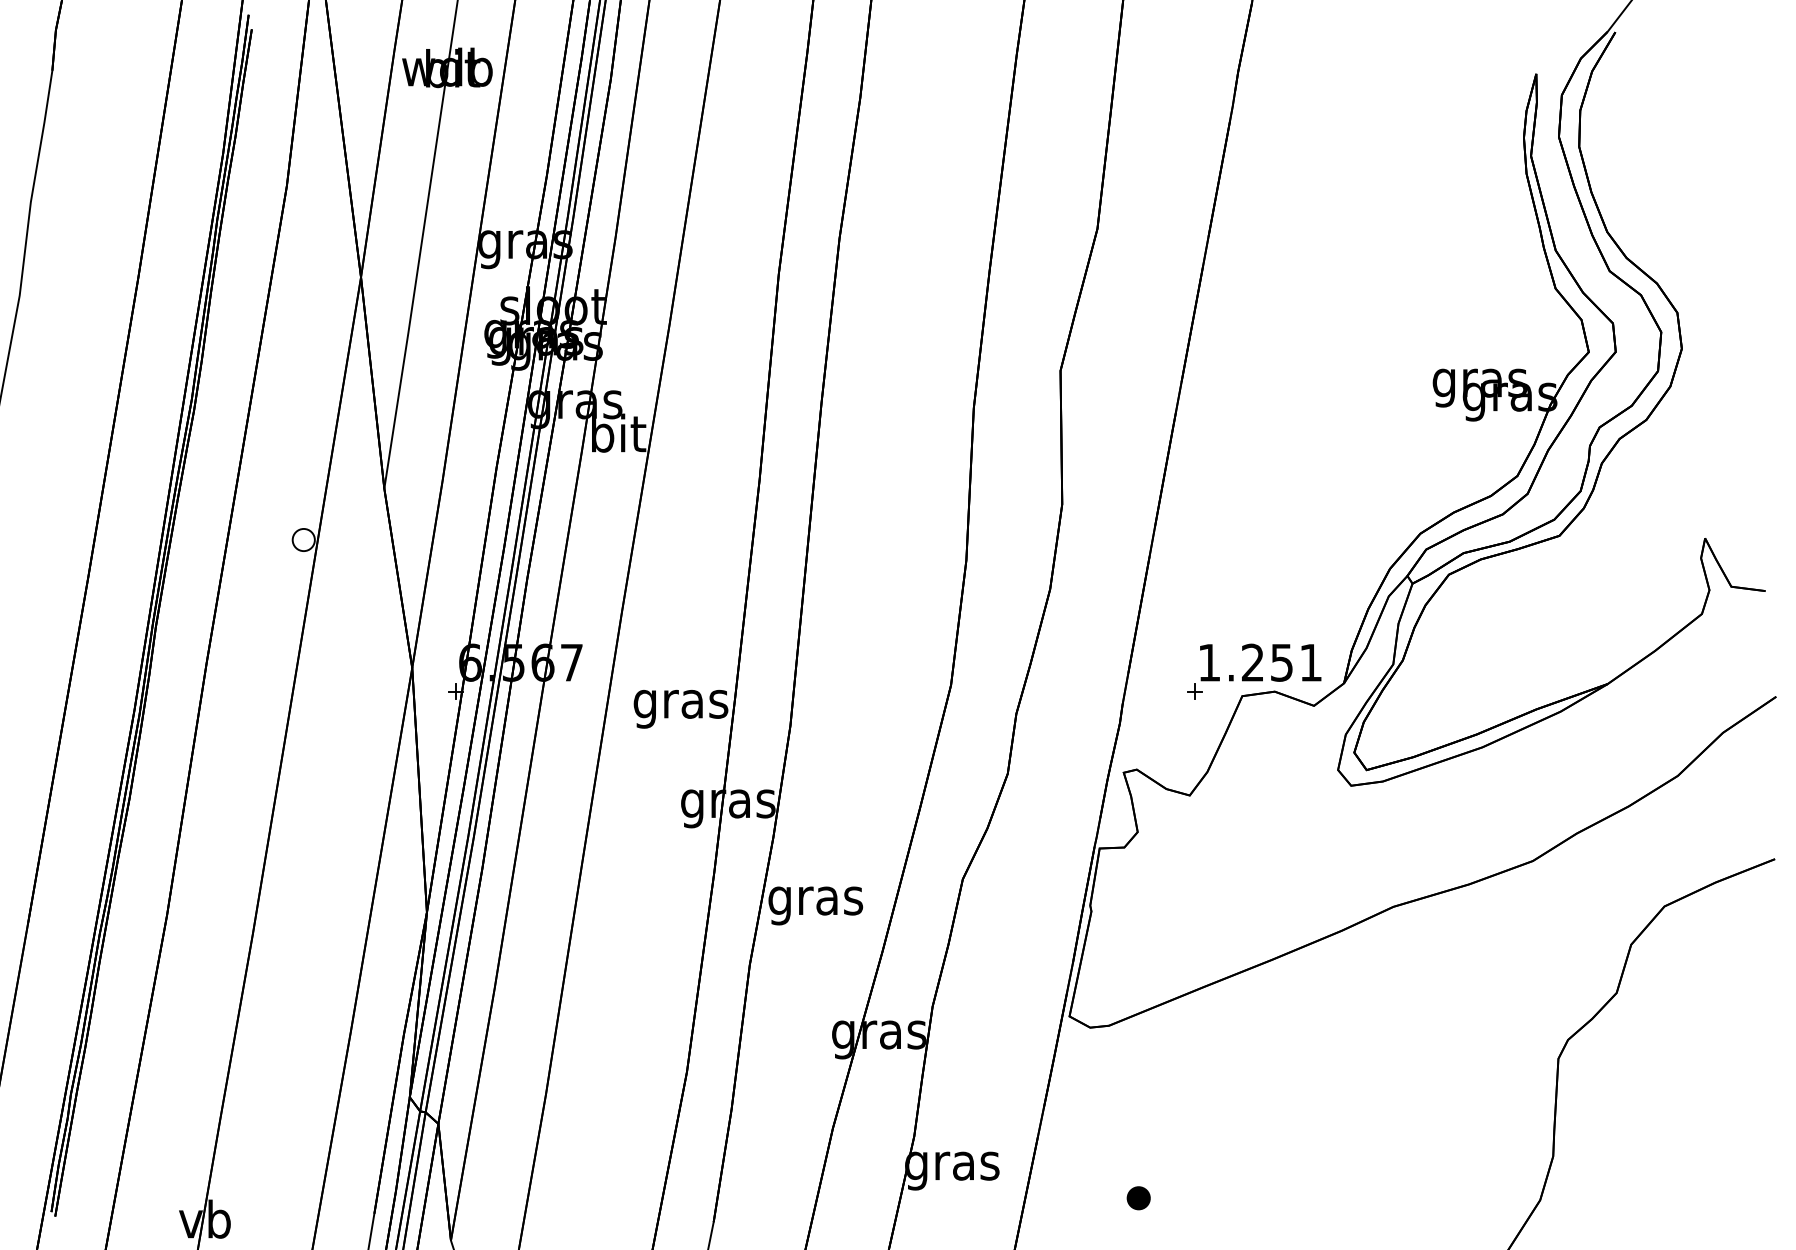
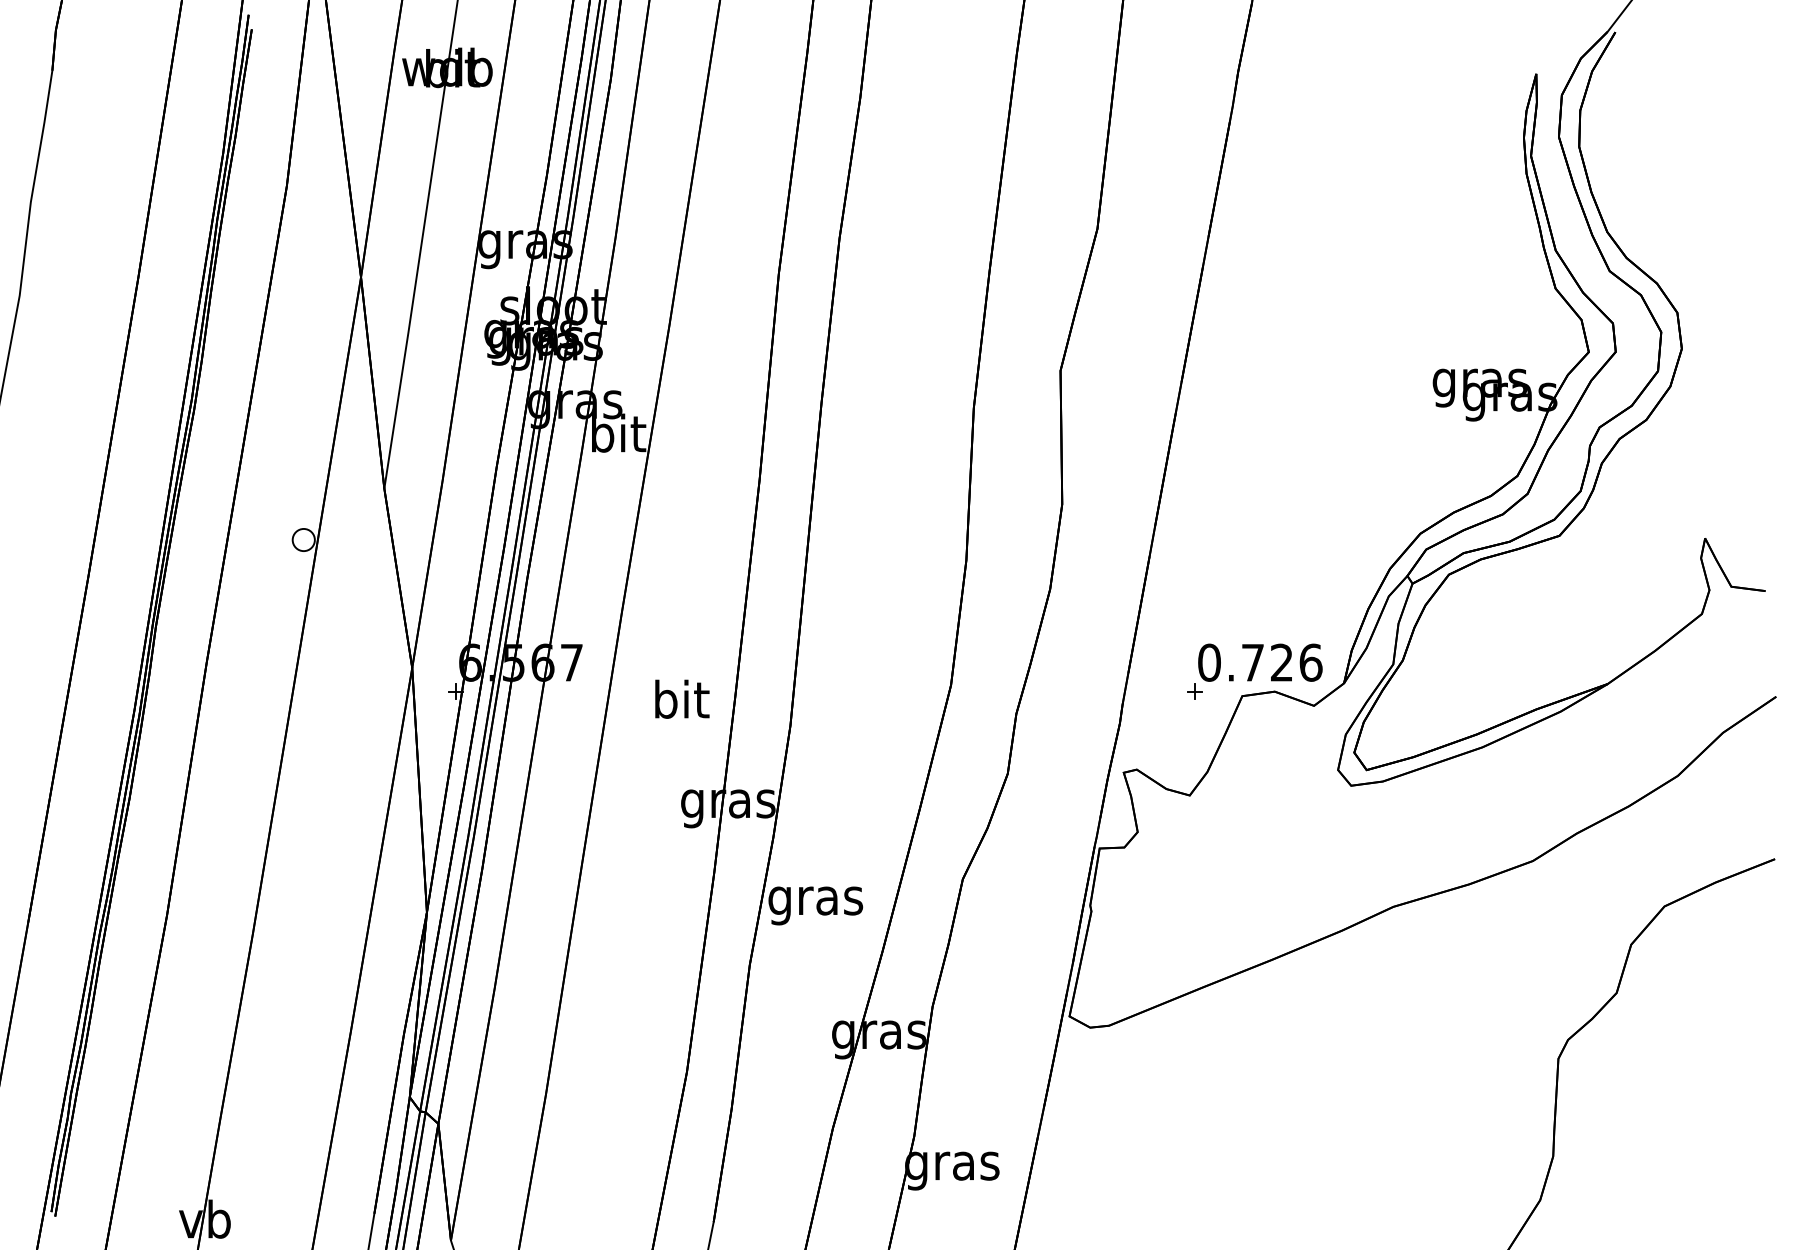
text: 1.251 -> 0.726 (1260, 662)
text: gras -> bit (680, 703)
part: present -> none (1138, 1198)
